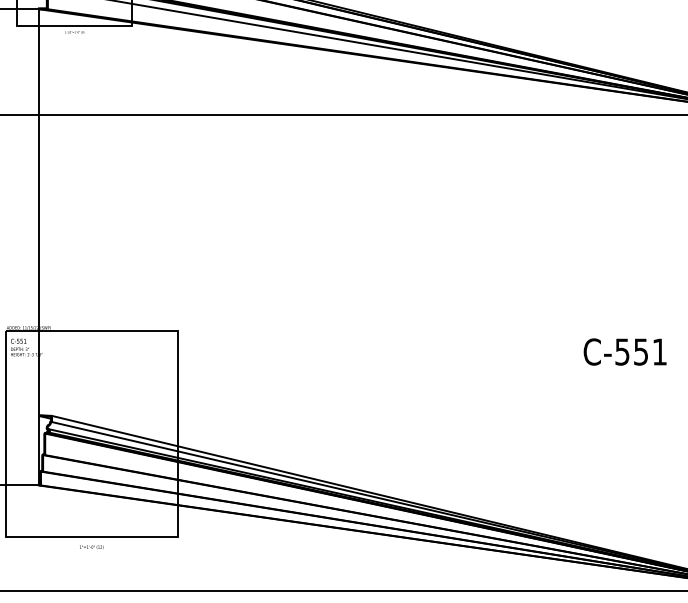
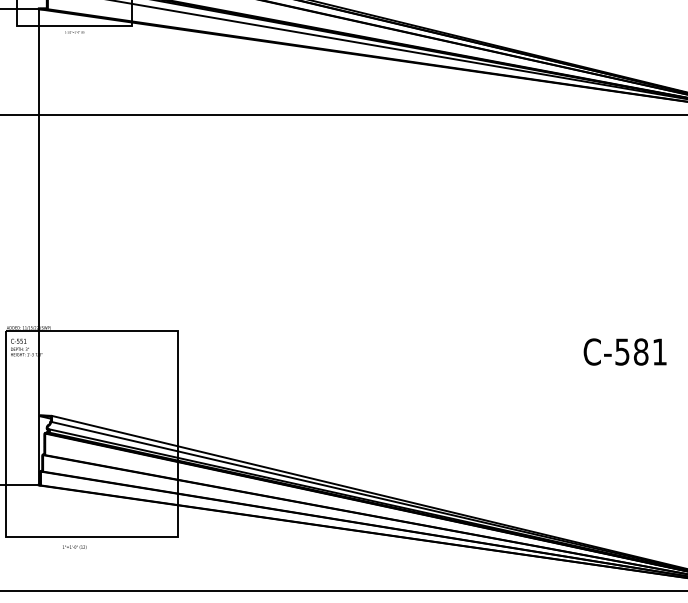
text: C-551 -> C-581 (640, 351)
text position: (91, 547) -> (74, 547) (74, 547)
